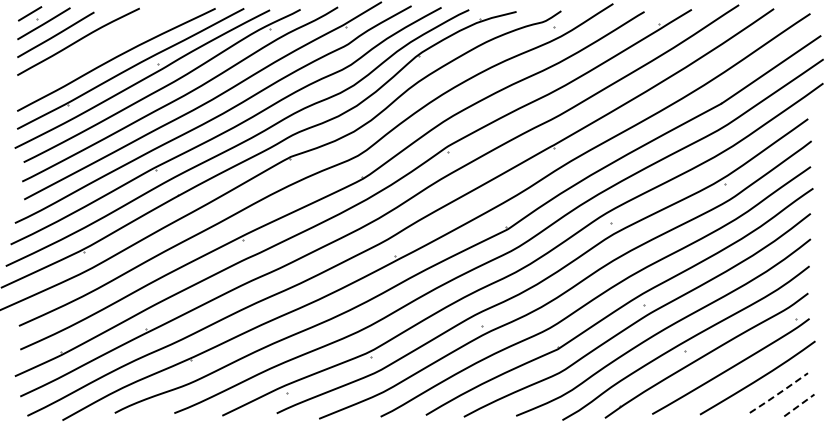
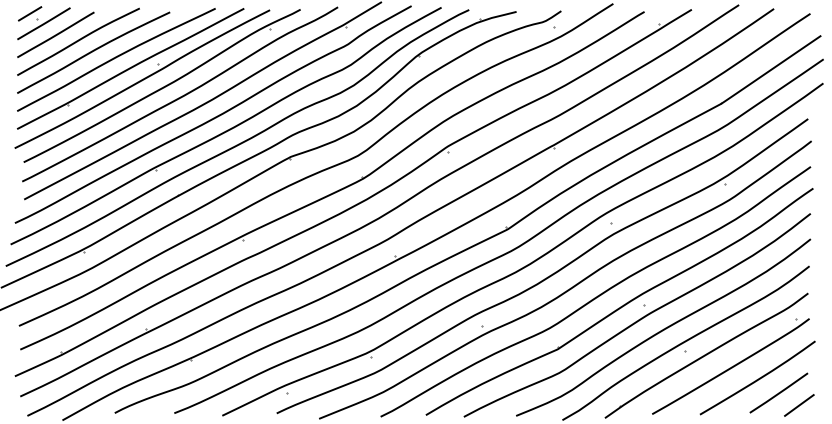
curve: none -> present (93, 51)
line: dashed -> solid (779, 393)
line: dashed -> solid (799, 405)
